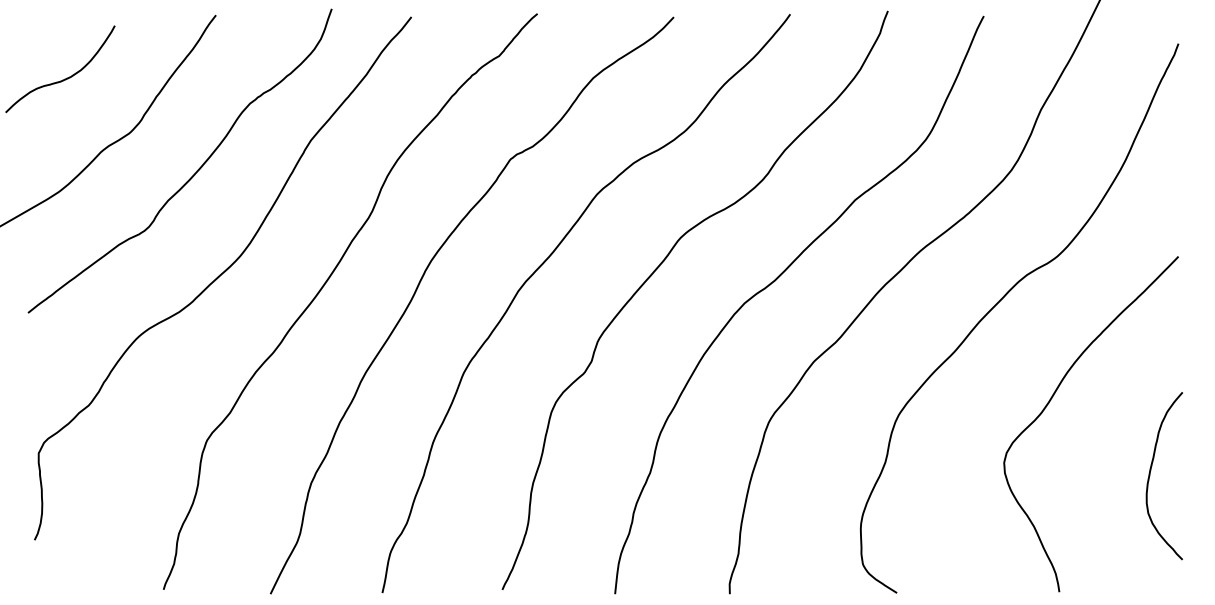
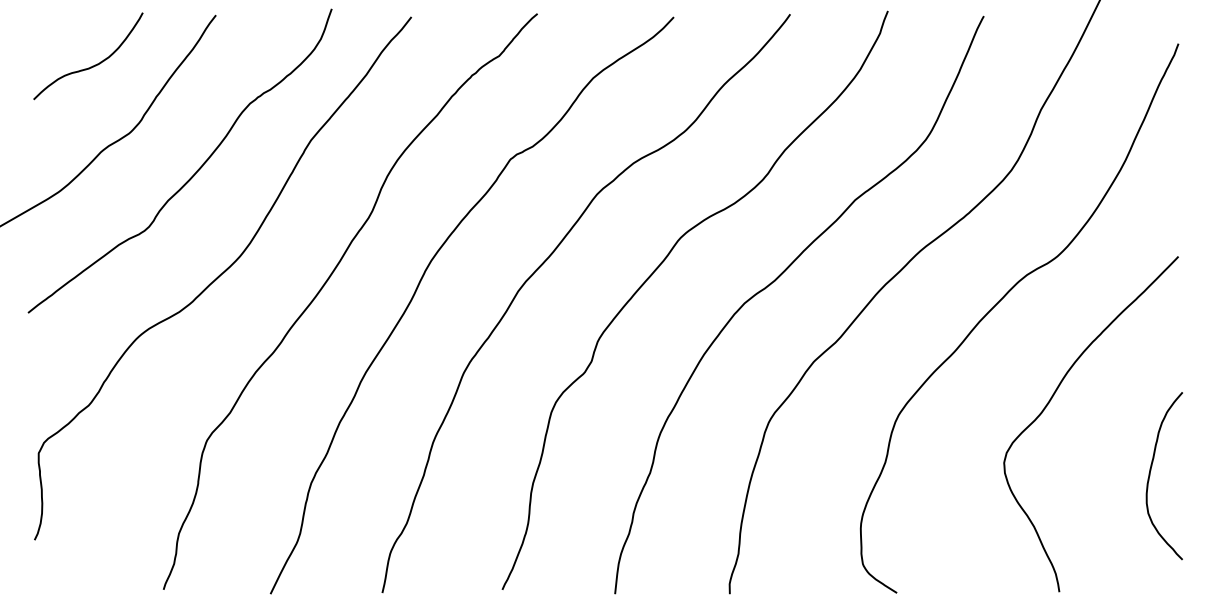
curve position: (64, 78) -> (92, 65) (92, 65)
